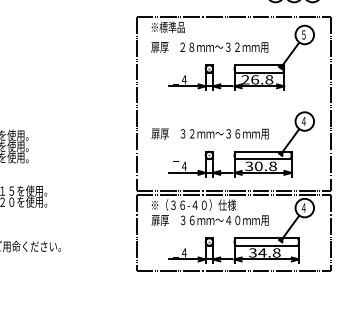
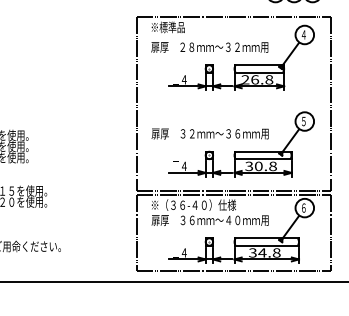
text: ５ -> ４ (303, 34)
text: ４ -> ５ (303, 121)
text: ４ -> ６ (303, 207)
line: none -> present (173, 282)
